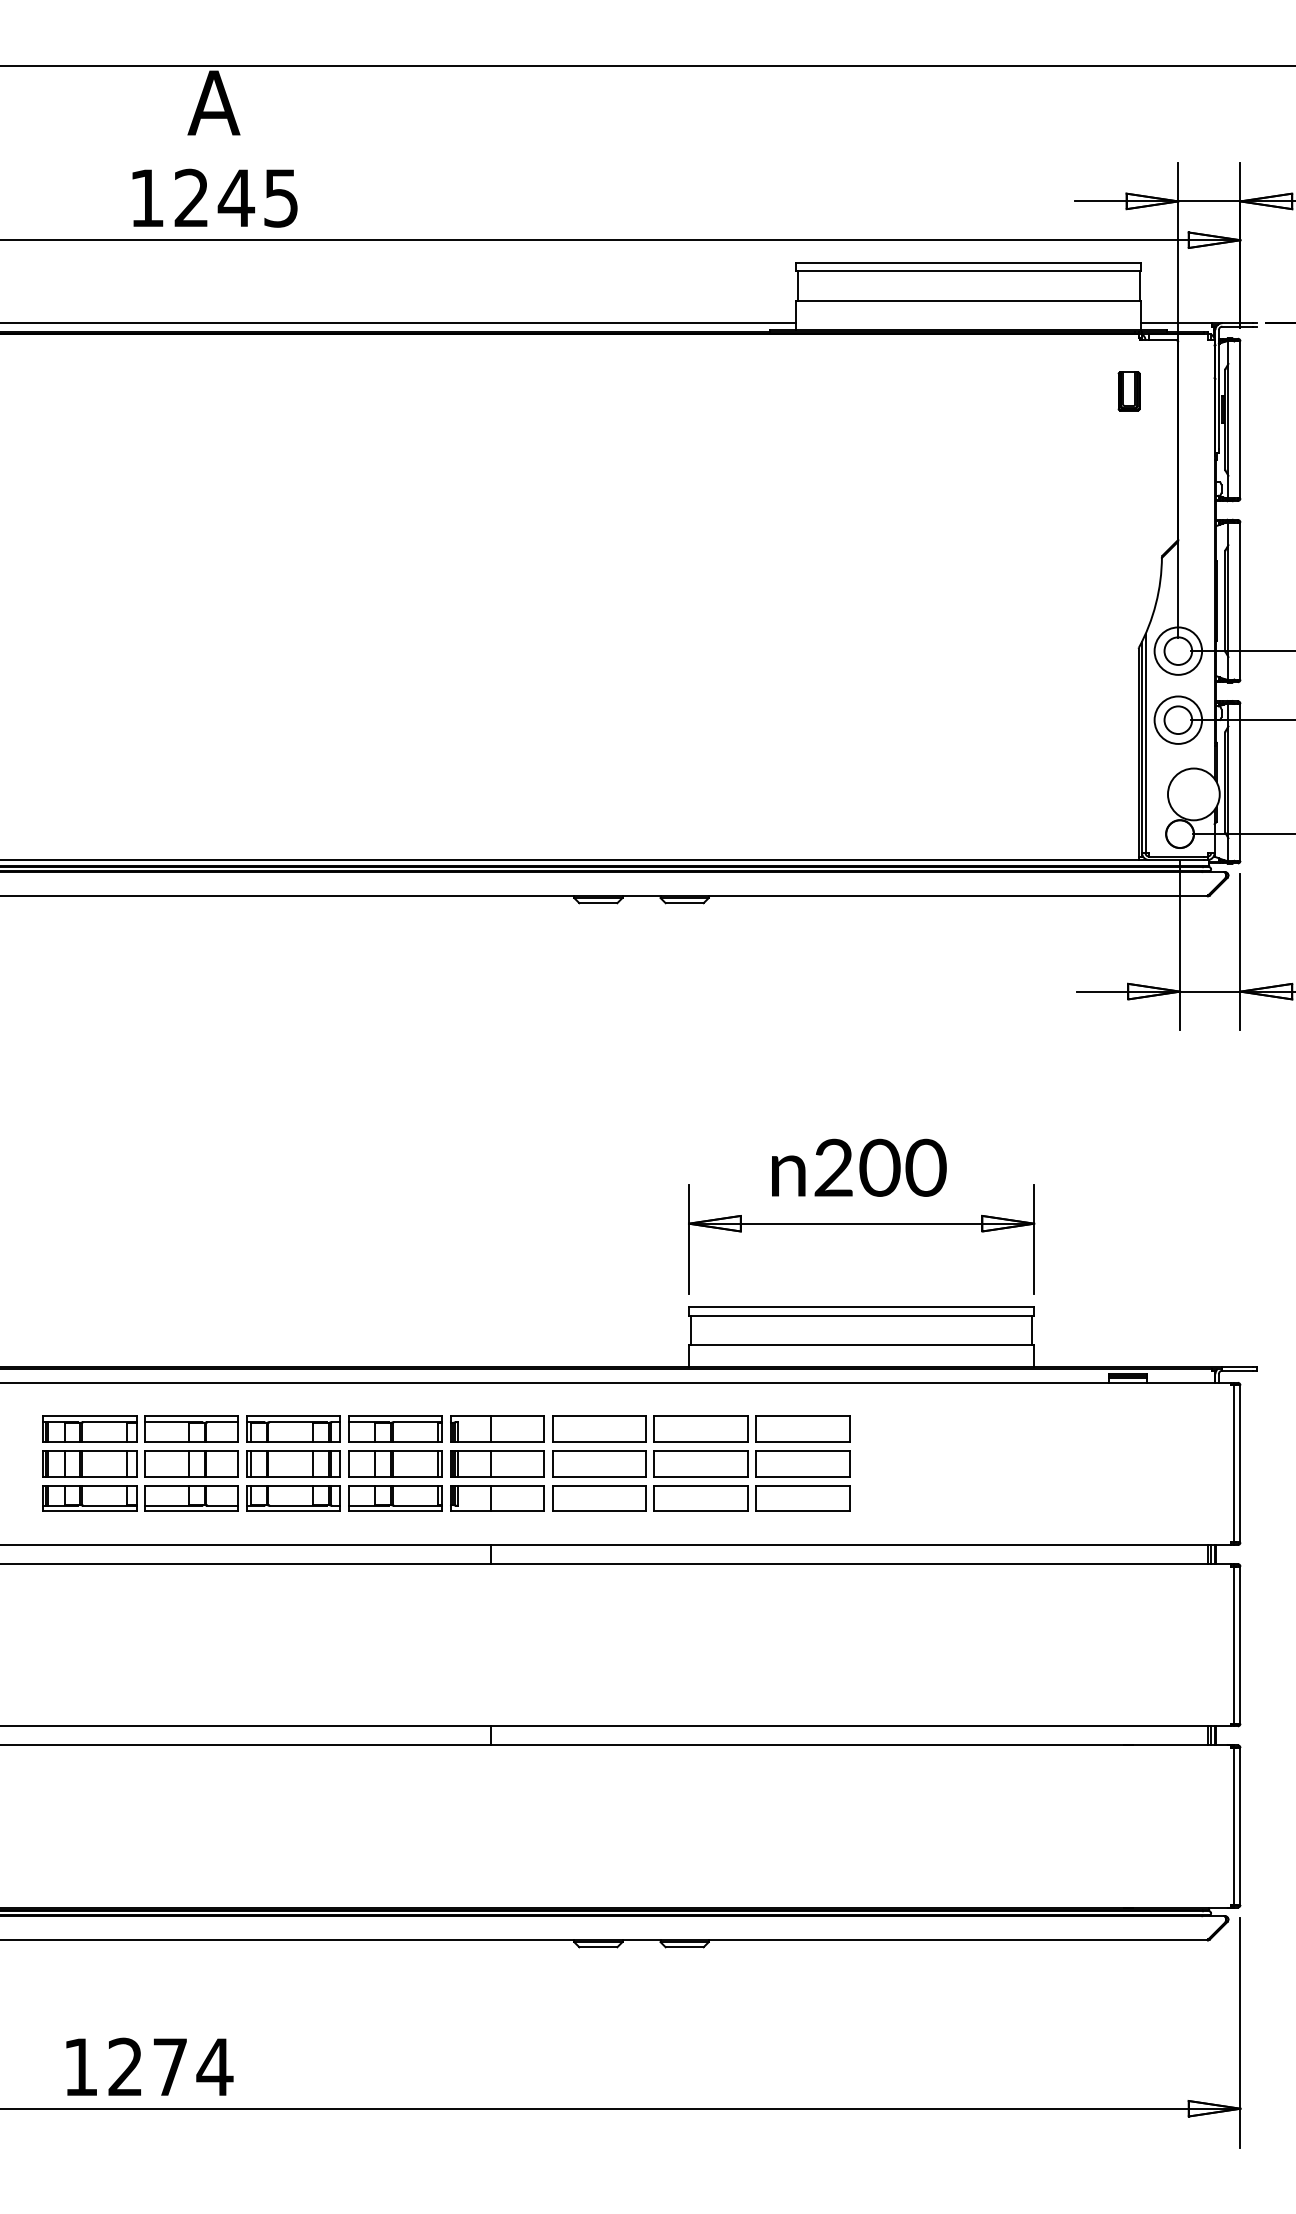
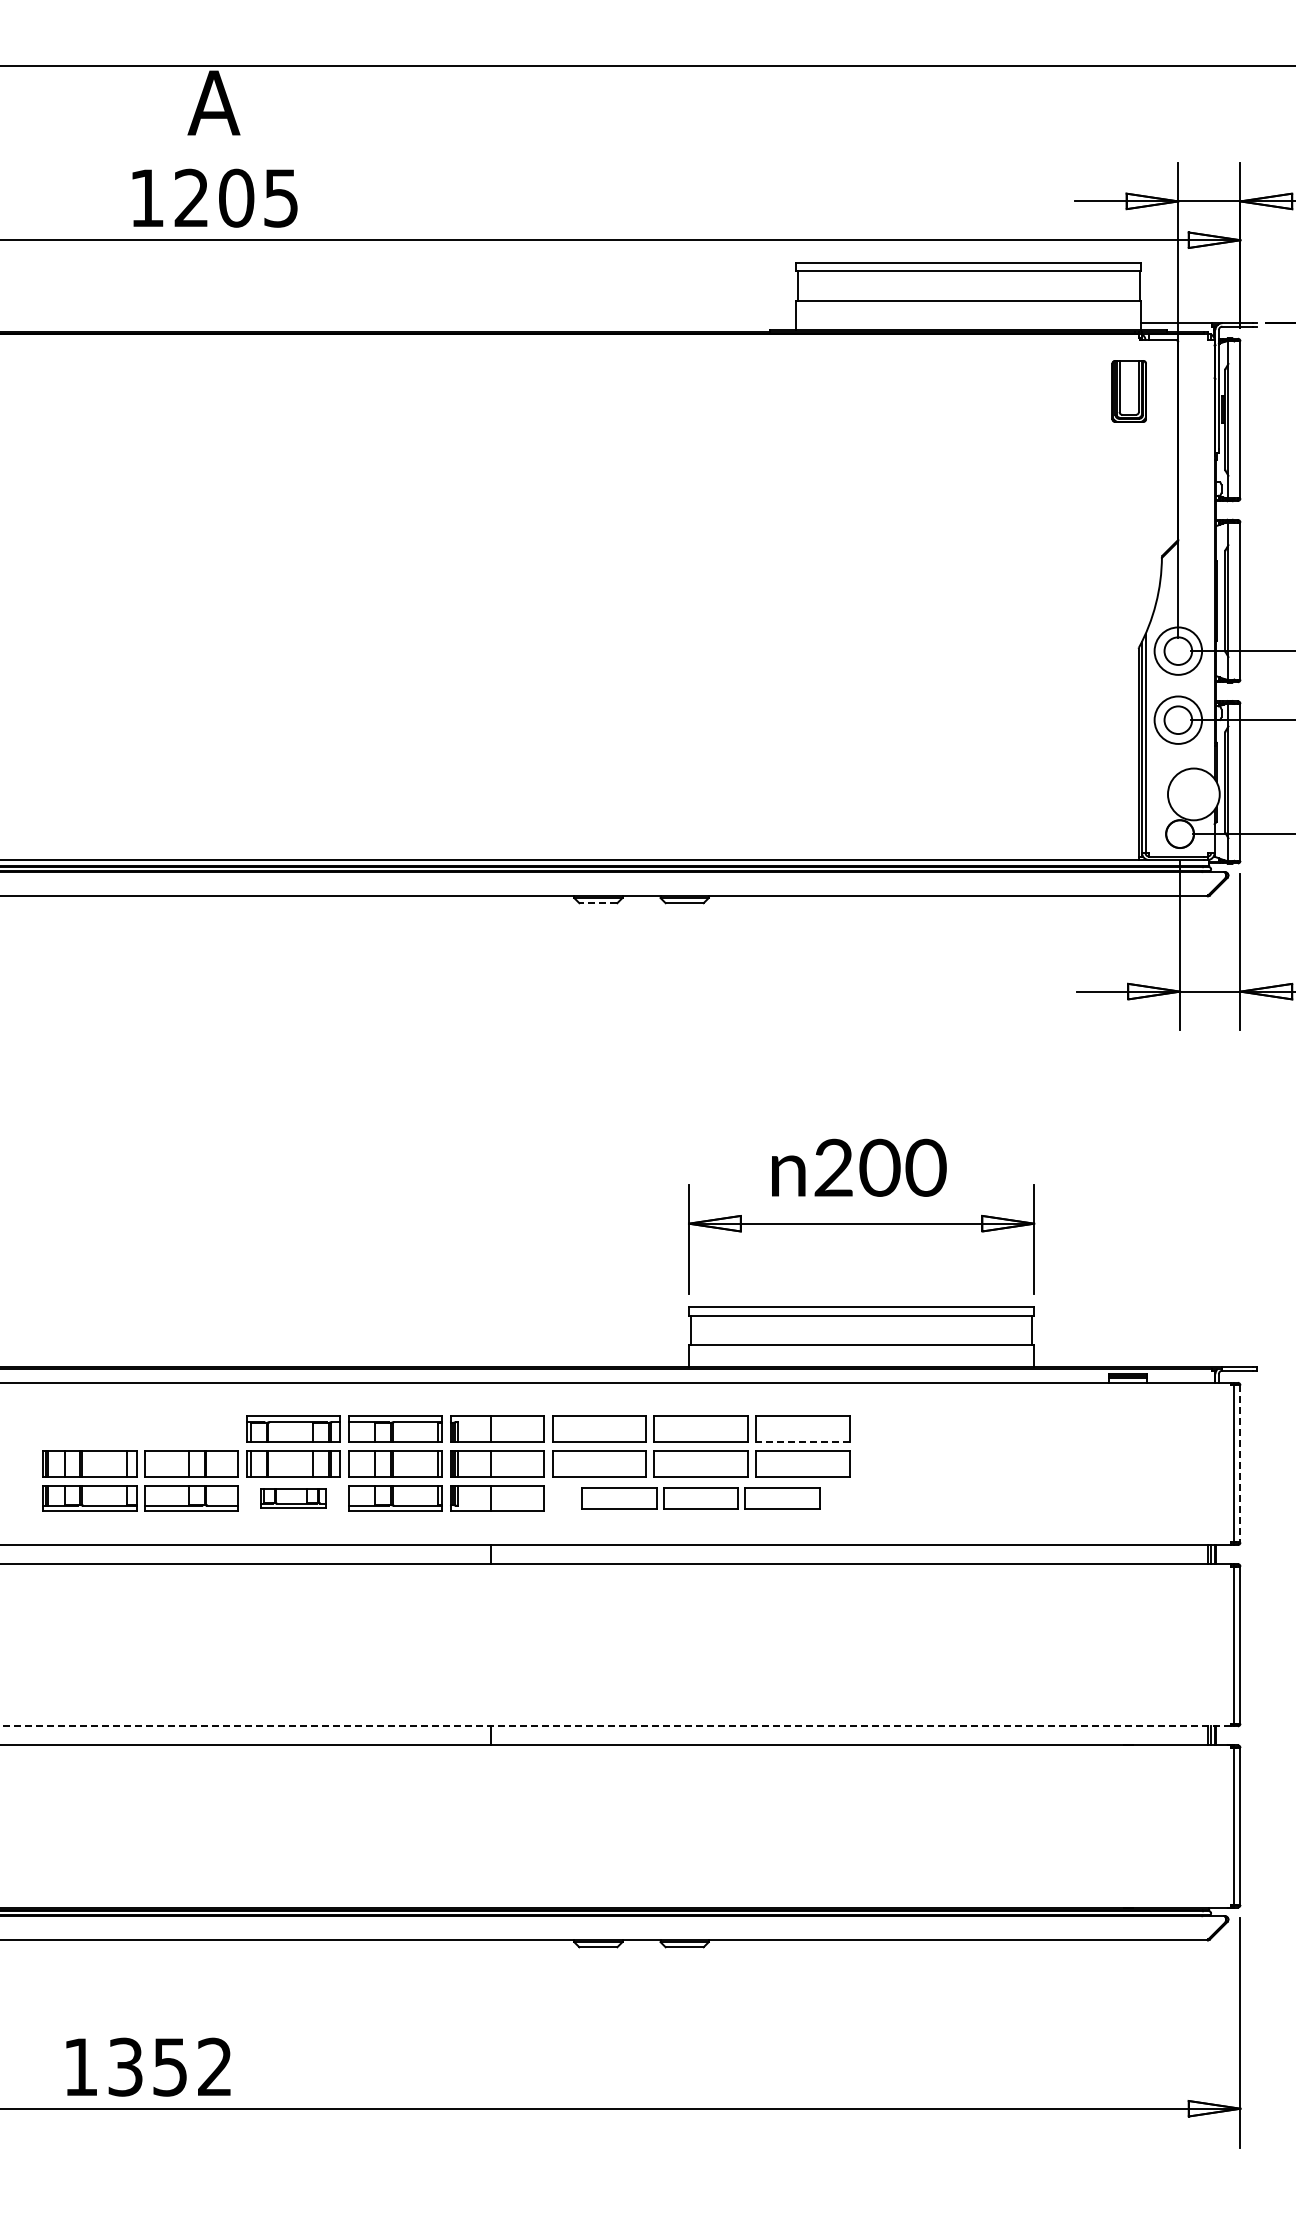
text: 1245 -> 1205 (236, 197)
line: present -> none (399, 323)
part size: 24x41 px -> 36x63 px (1128, 391)
line: solid -> dashed (598, 903)
part: present -> none (140, 1428)
line: solid -> dashed (802, 1442)
line: solid -> dashed (1240, 1463)
part size: 95x27 px -> 67x21 px (293, 1498)
part size: 299x27 px -> 240x23 px (700, 1498)
line: solid -> dashed (615, 1726)
text: 1274 -> 1352 (170, 2066)
